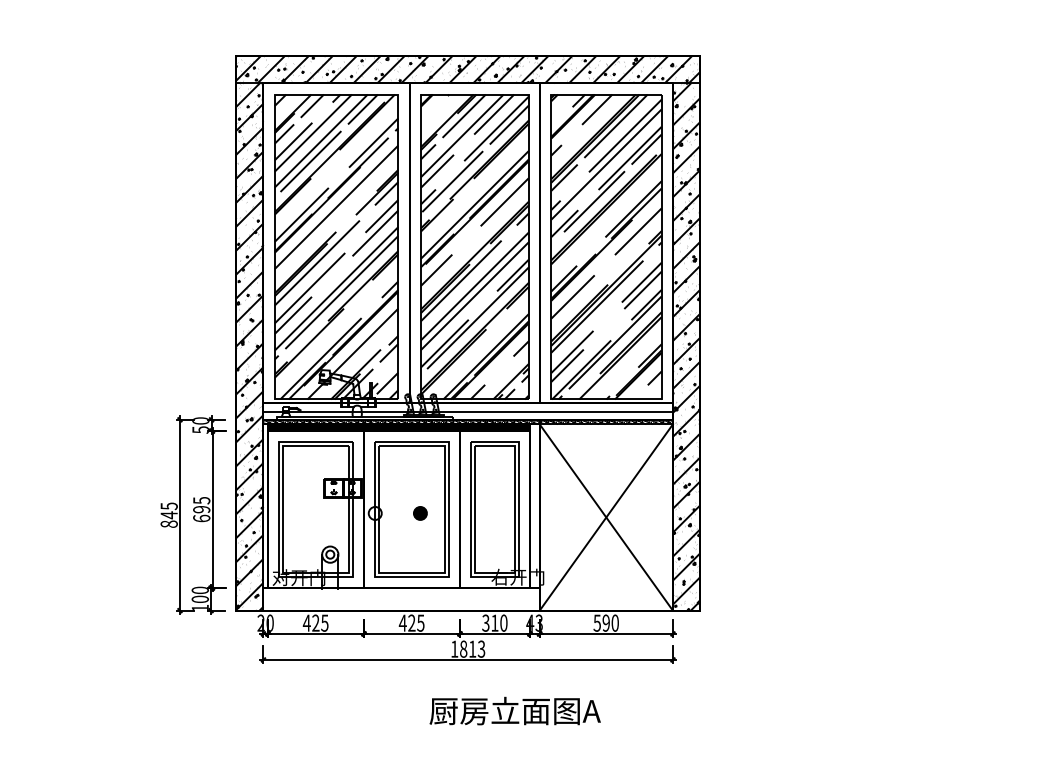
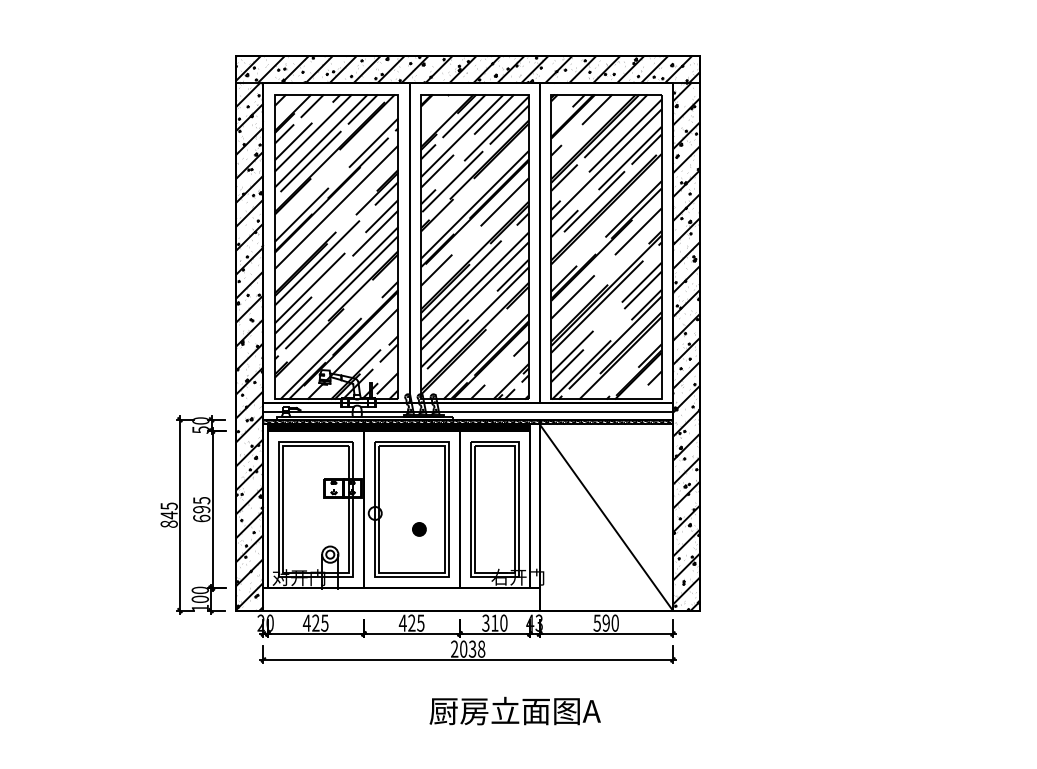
part position: (420, 513) -> (419, 529) (419, 529)
line: present -> none (605, 517)
text: 1813 -> 2038 (468, 648)
